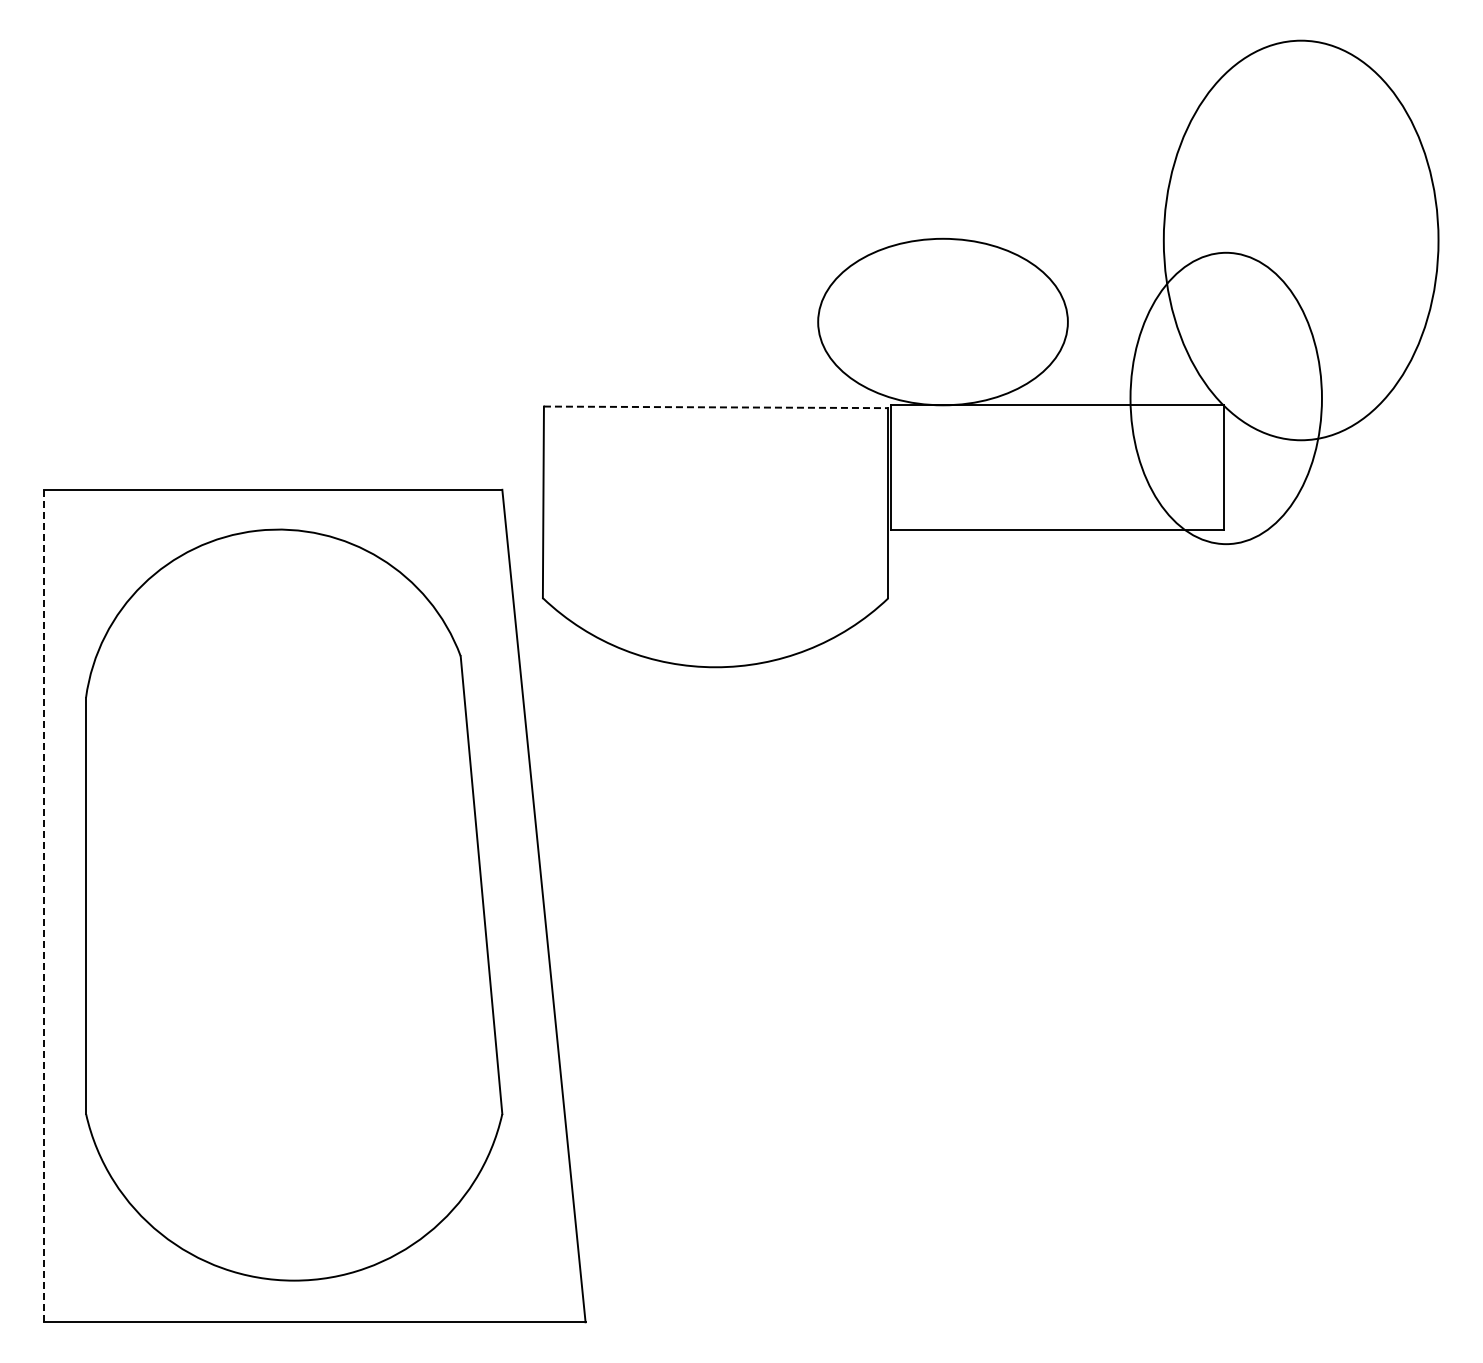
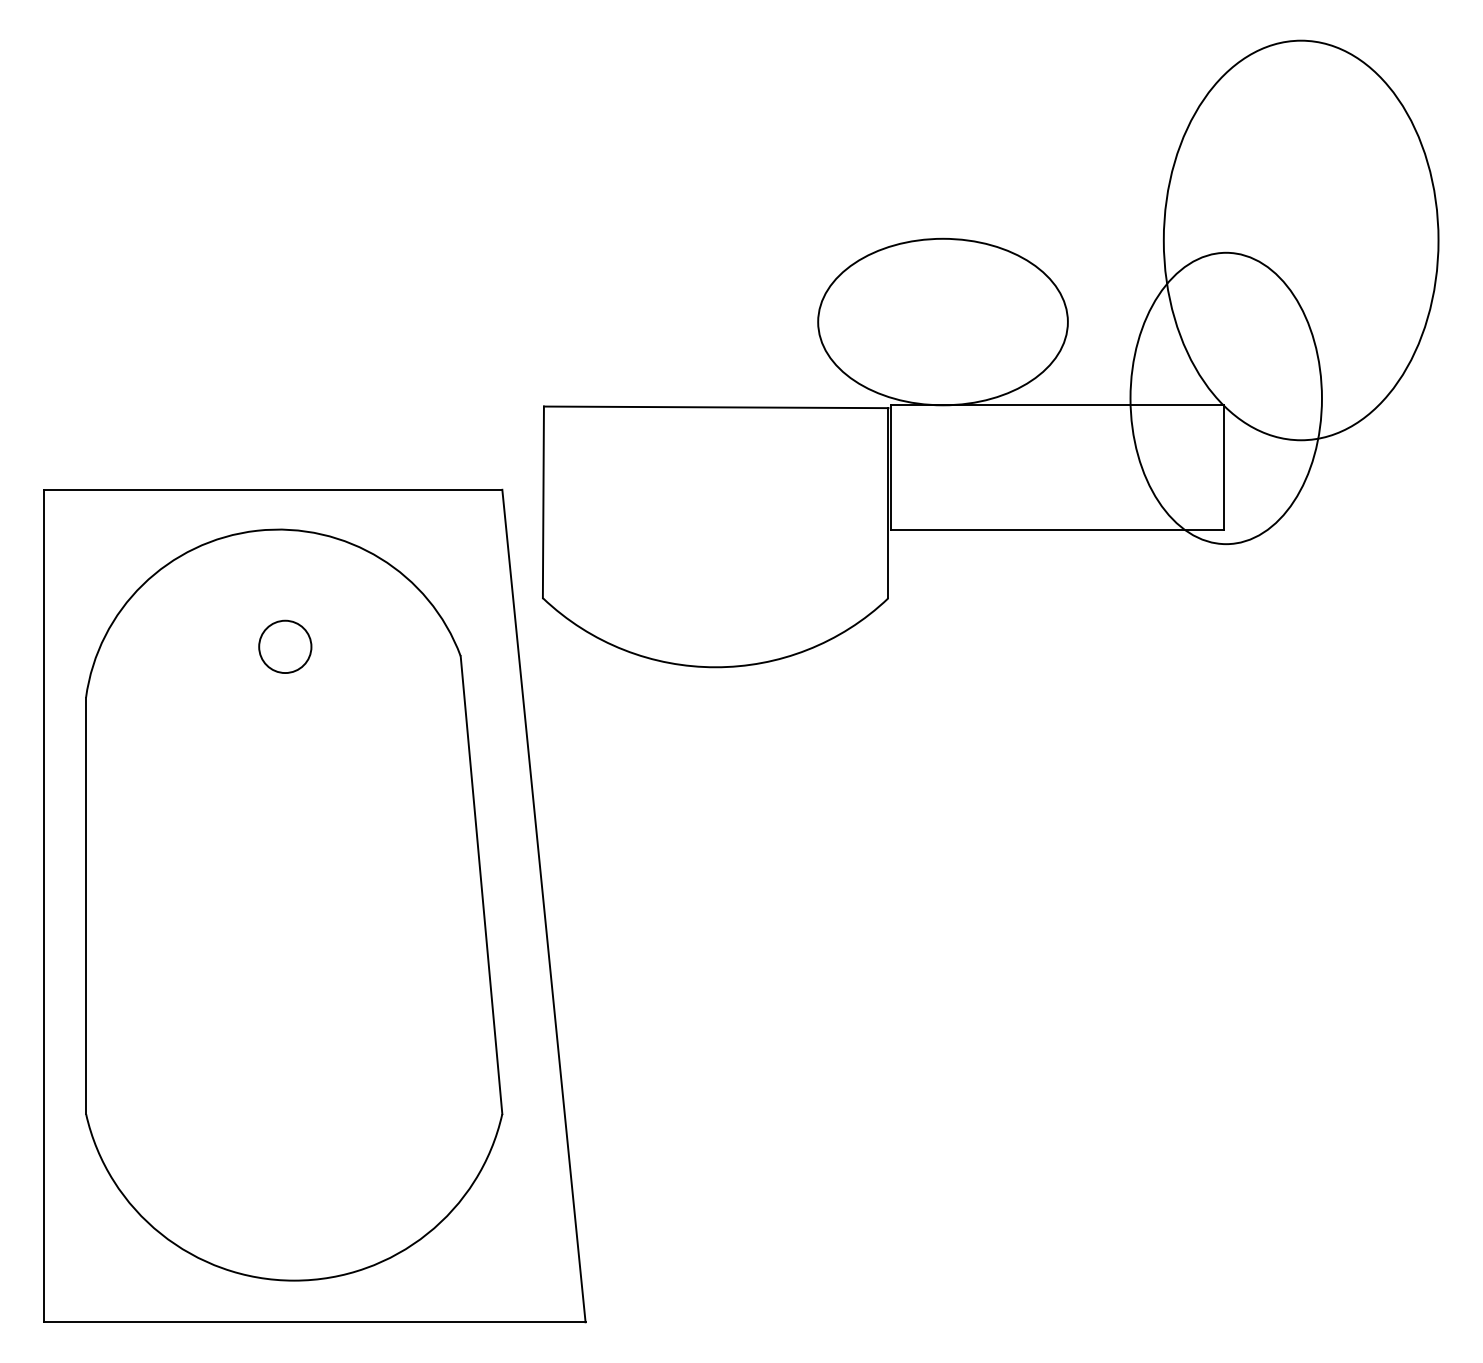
line: dashed -> solid (716, 407)
circle: none -> present (285, 646)
line: dashed -> solid (44, 905)
